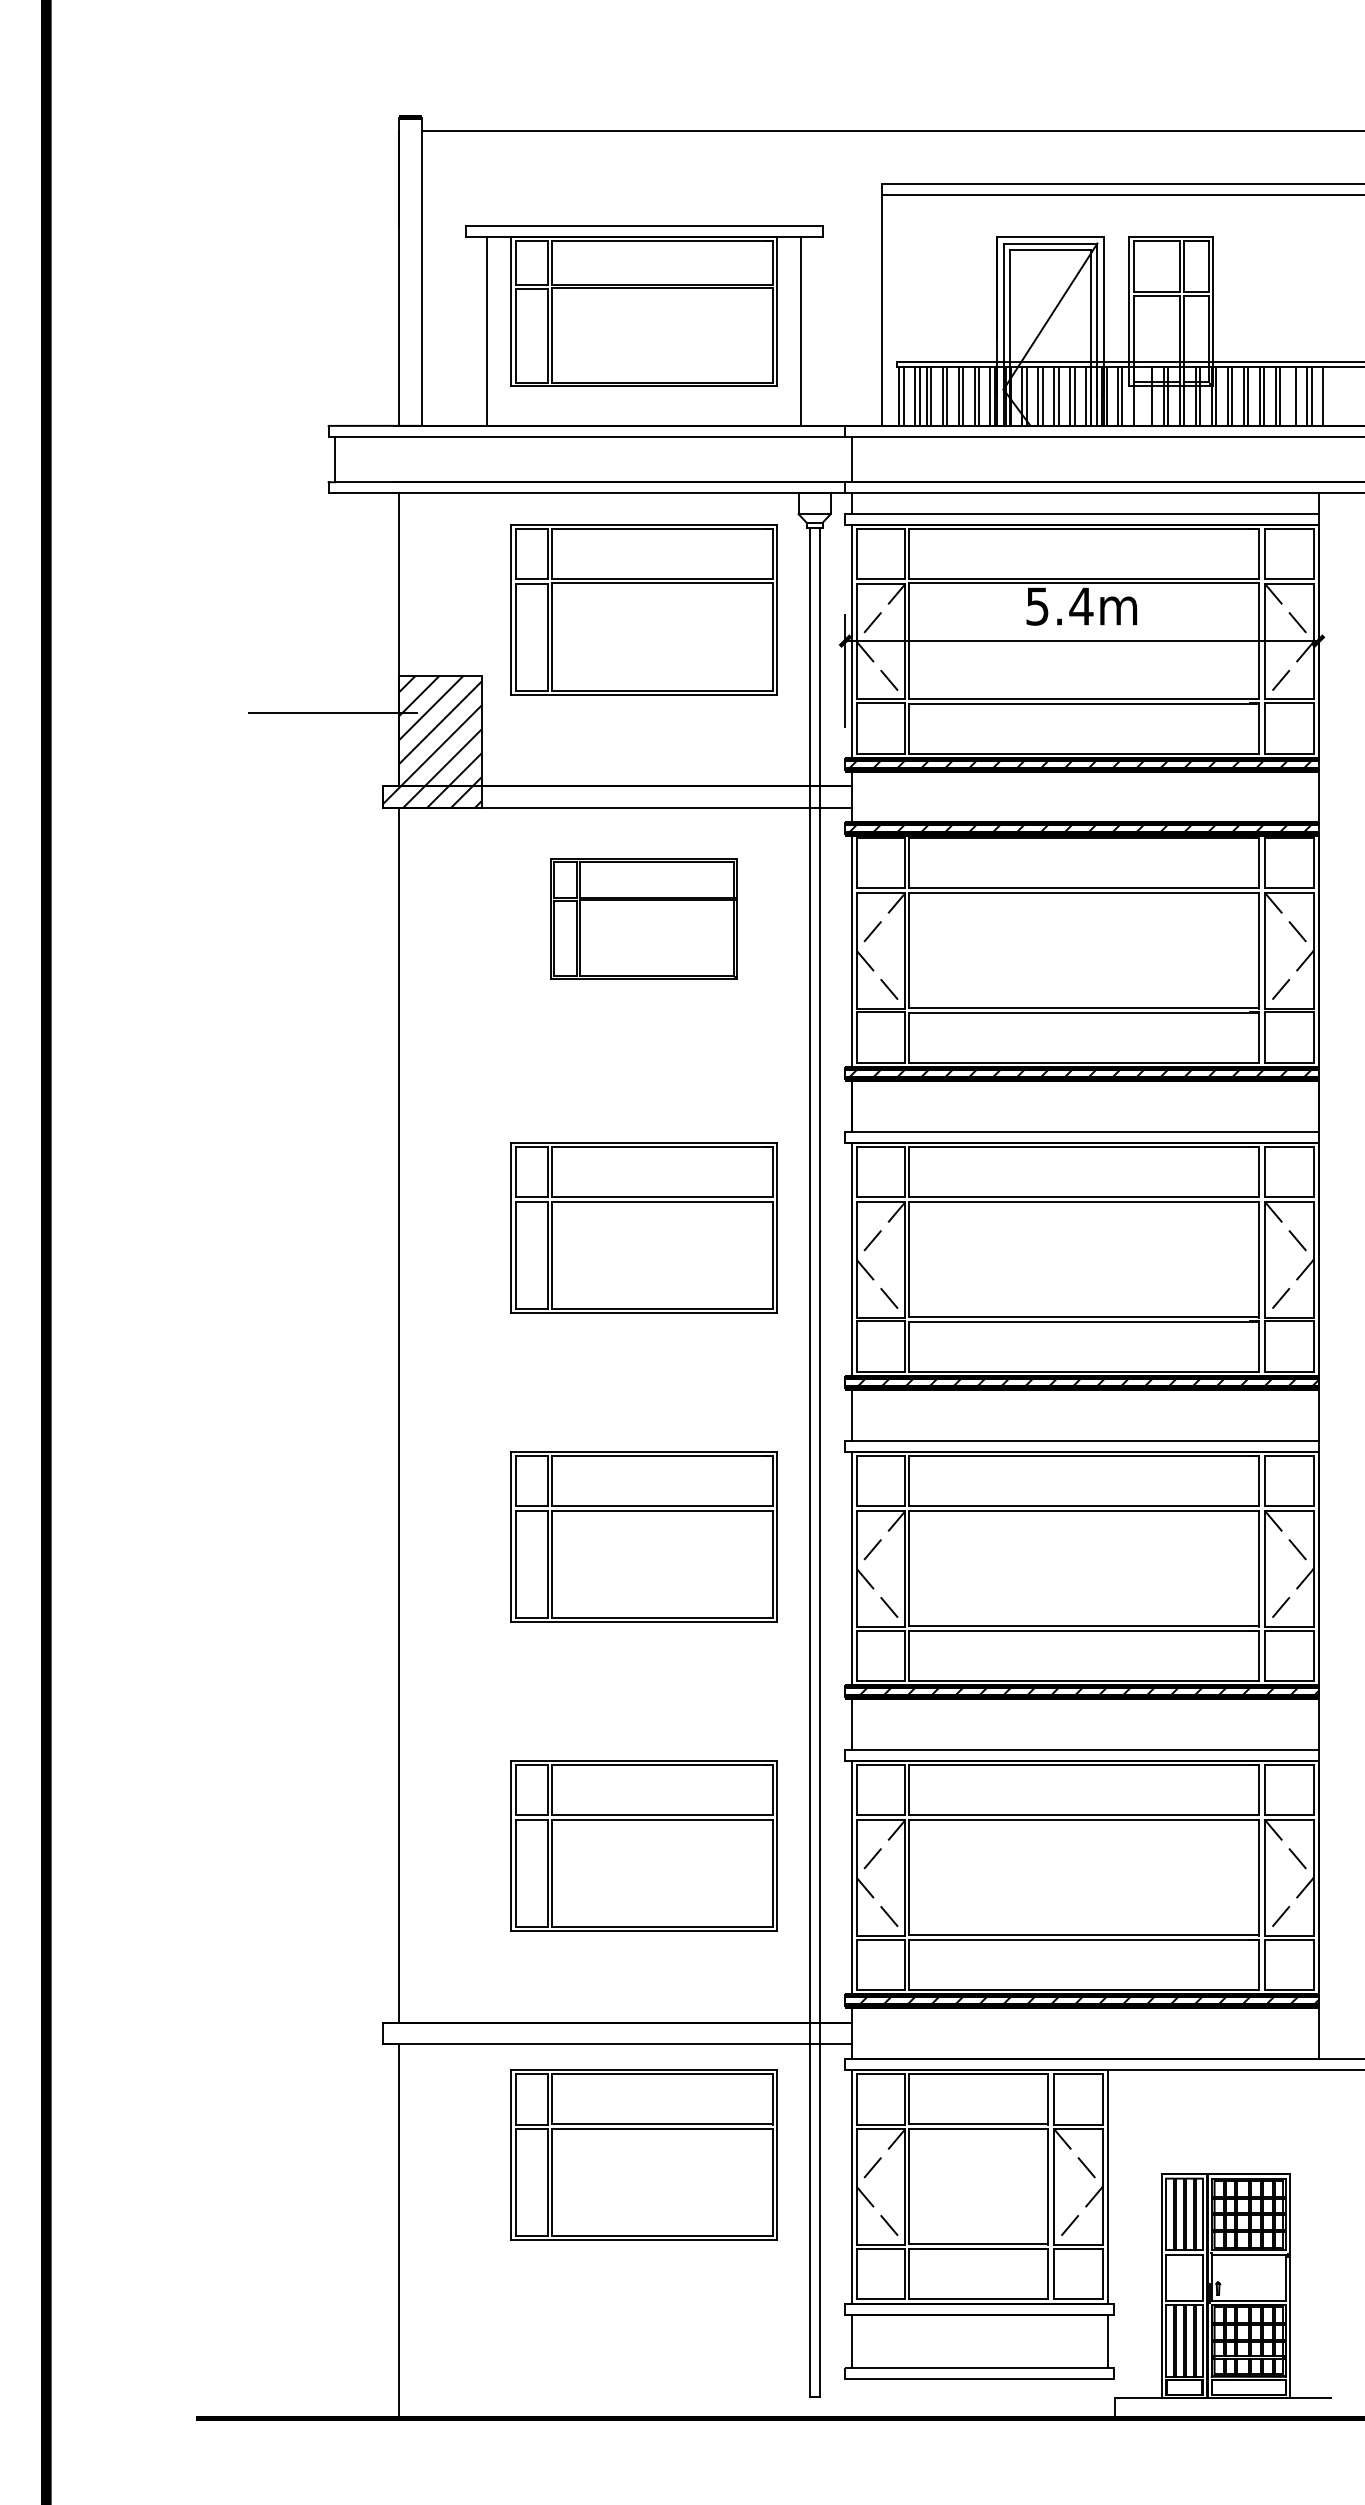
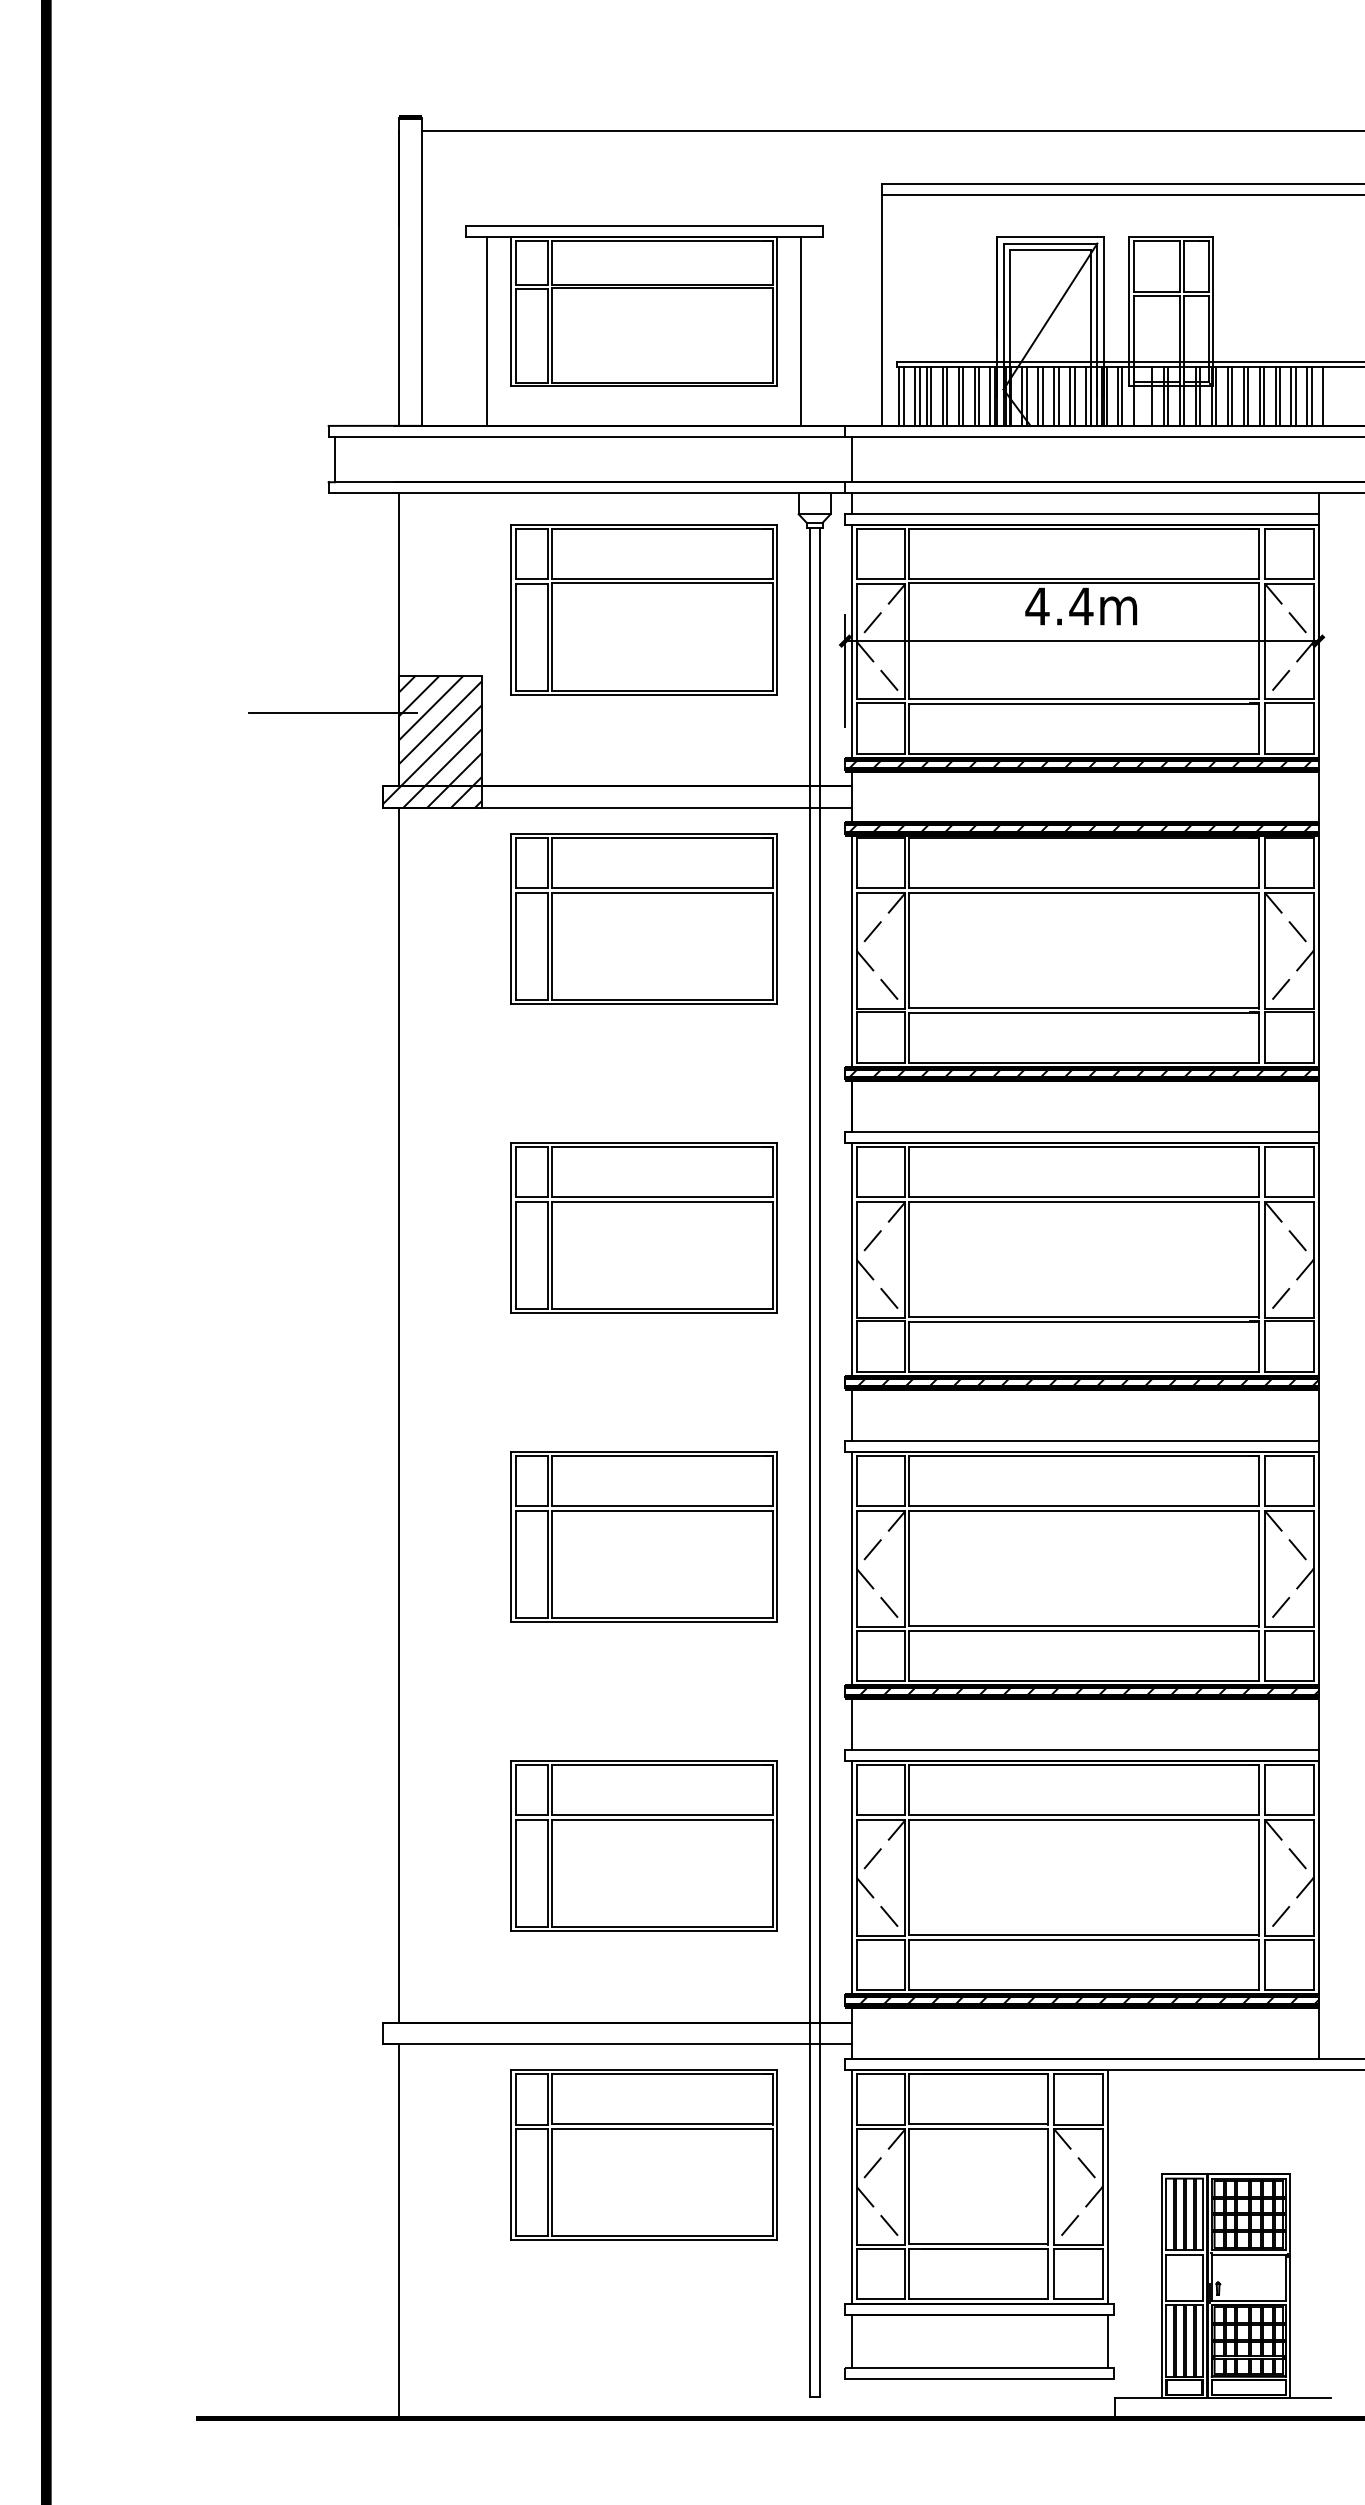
line: none -> present (1291, 396)
text: 5.4m -> 4.4m (1037, 606)
part size: 188x122 px -> 268x172 px (643, 918)
